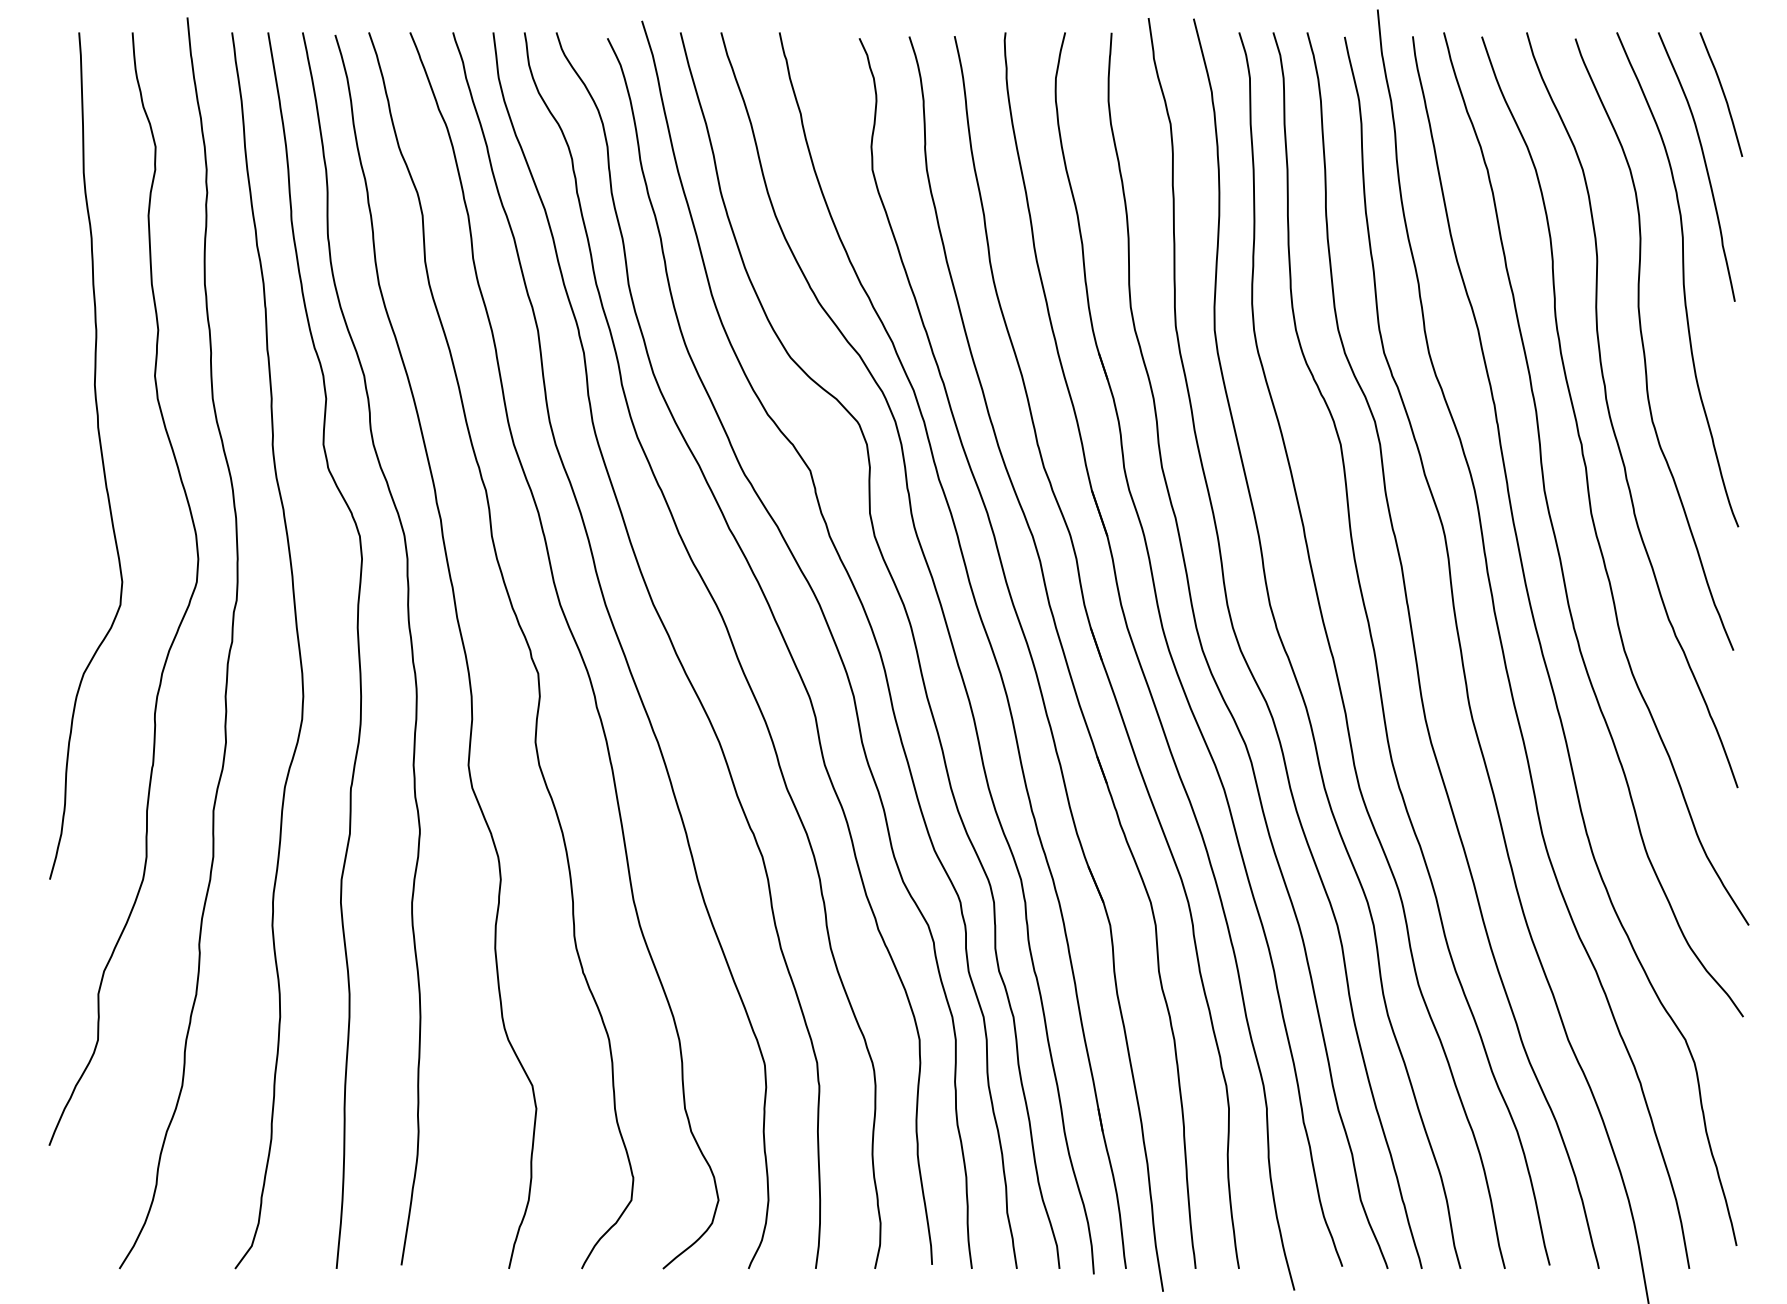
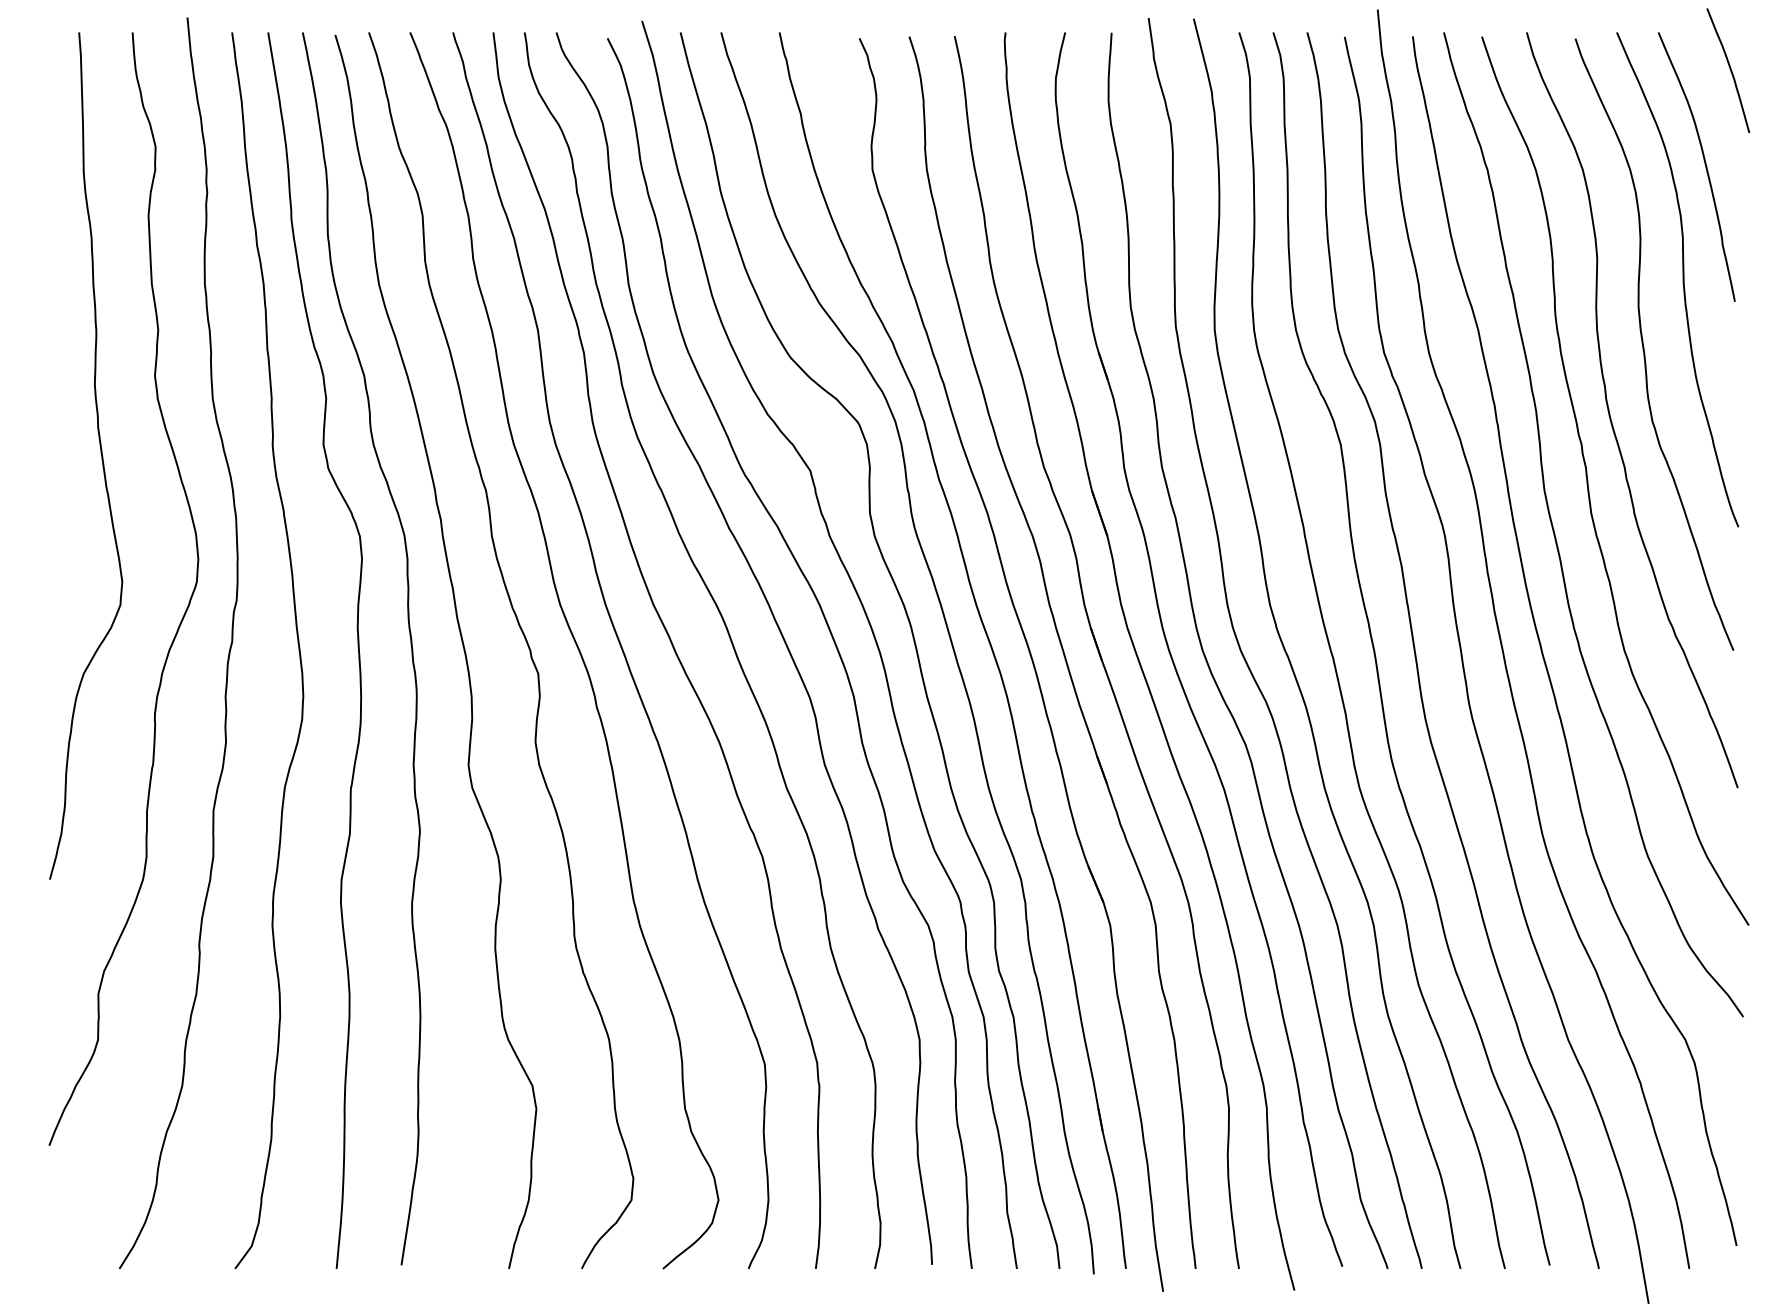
curve position: (1722, 93) -> (1729, 69) (1729, 69)
